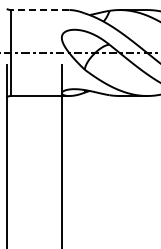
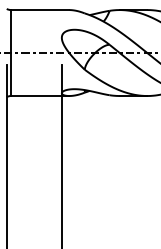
line: dashed -> solid (39, 10)
